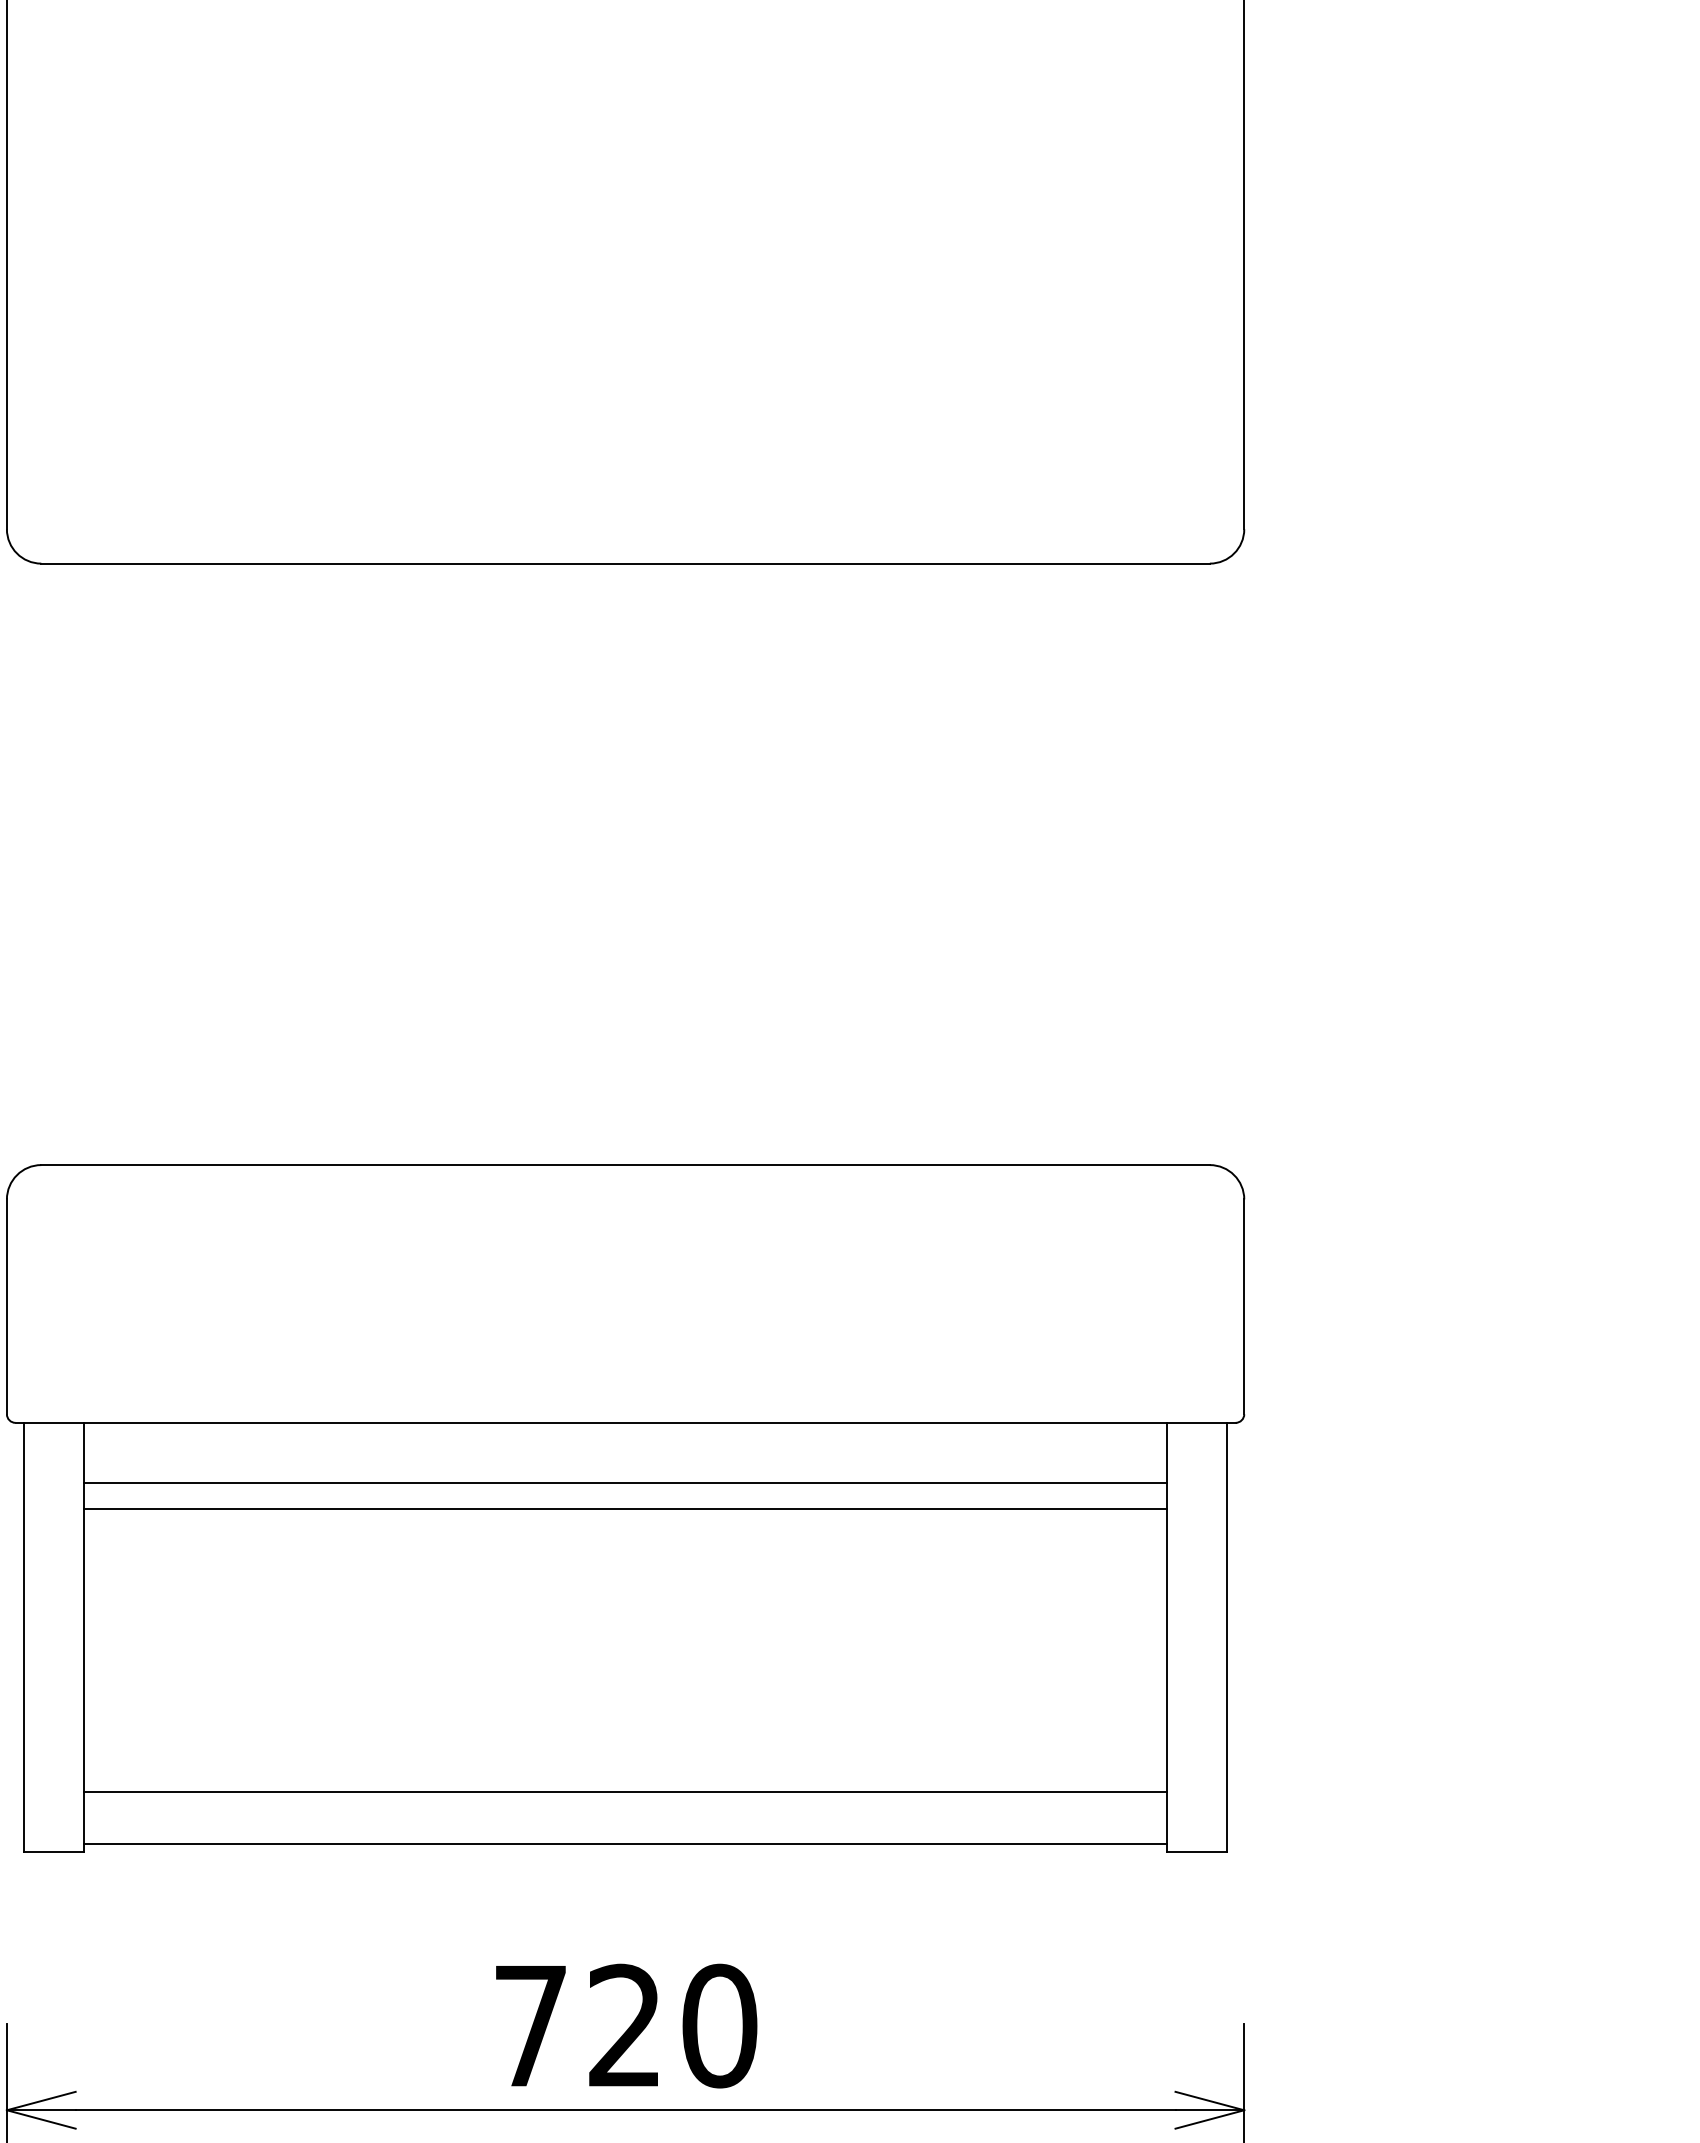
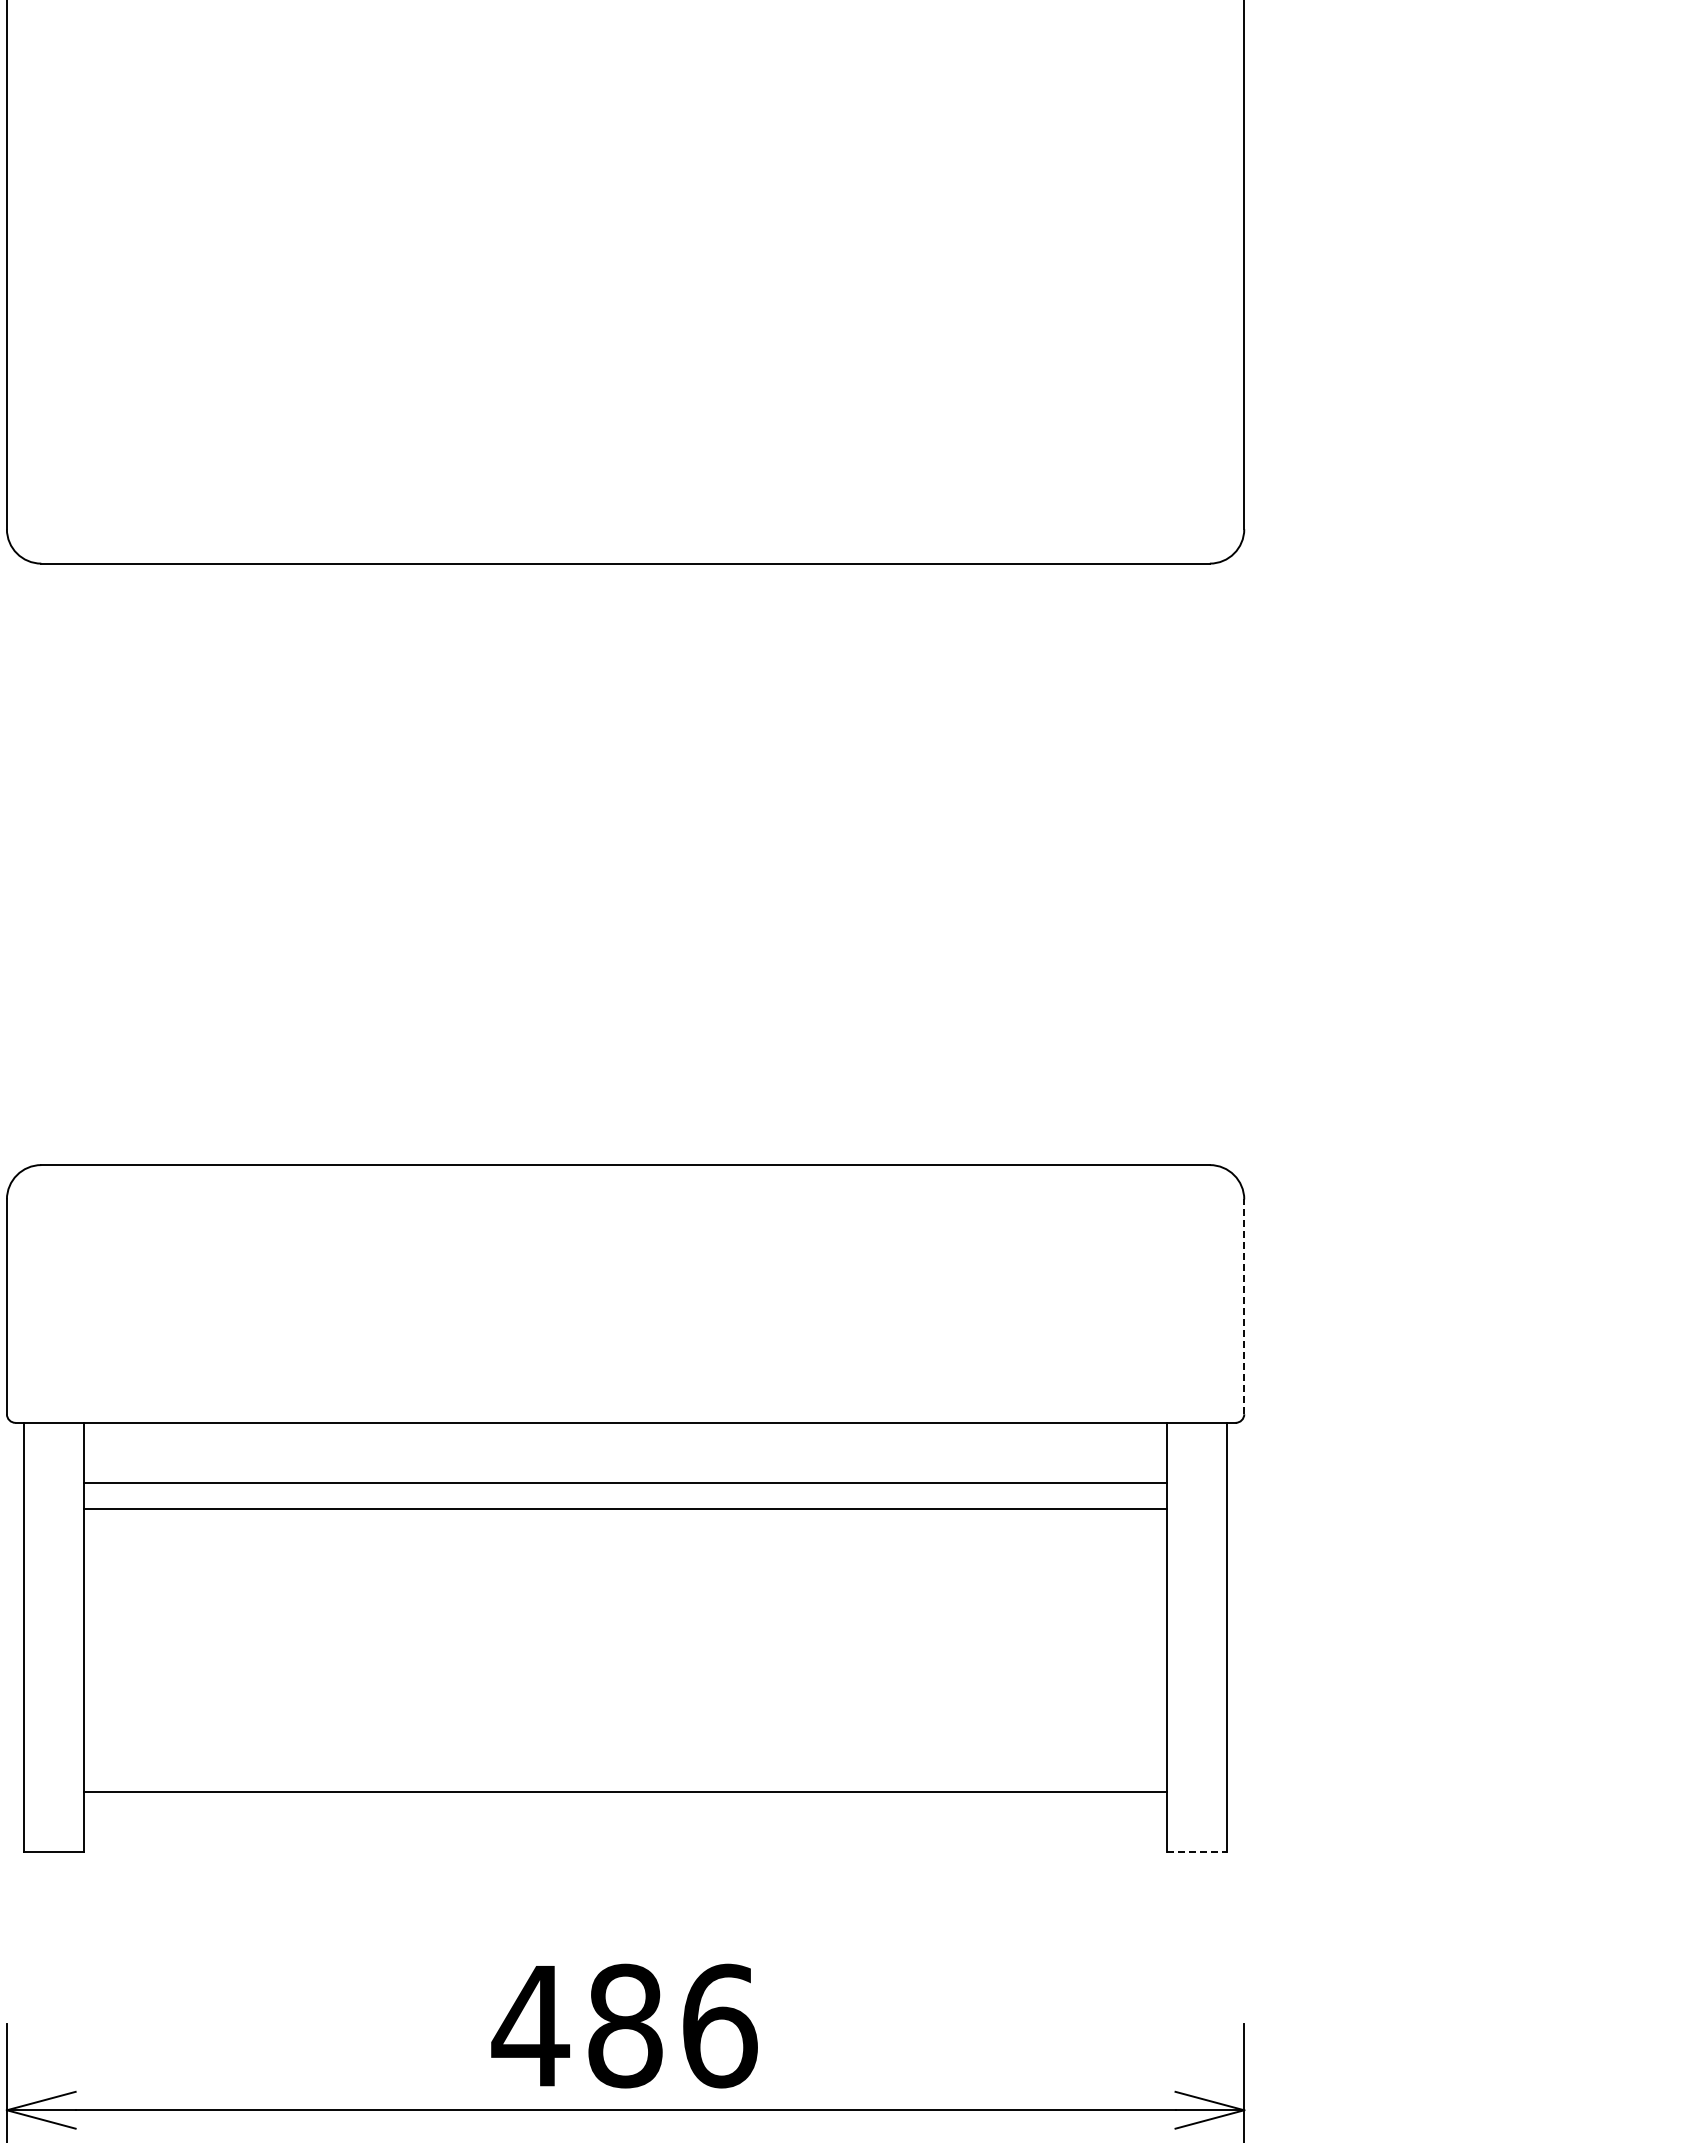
line: solid -> dashed (1244, 1306)
line: present -> none (625, 1843)
line: solid -> dashed (1197, 1852)
text: 720 -> 486 (624, 2025)
